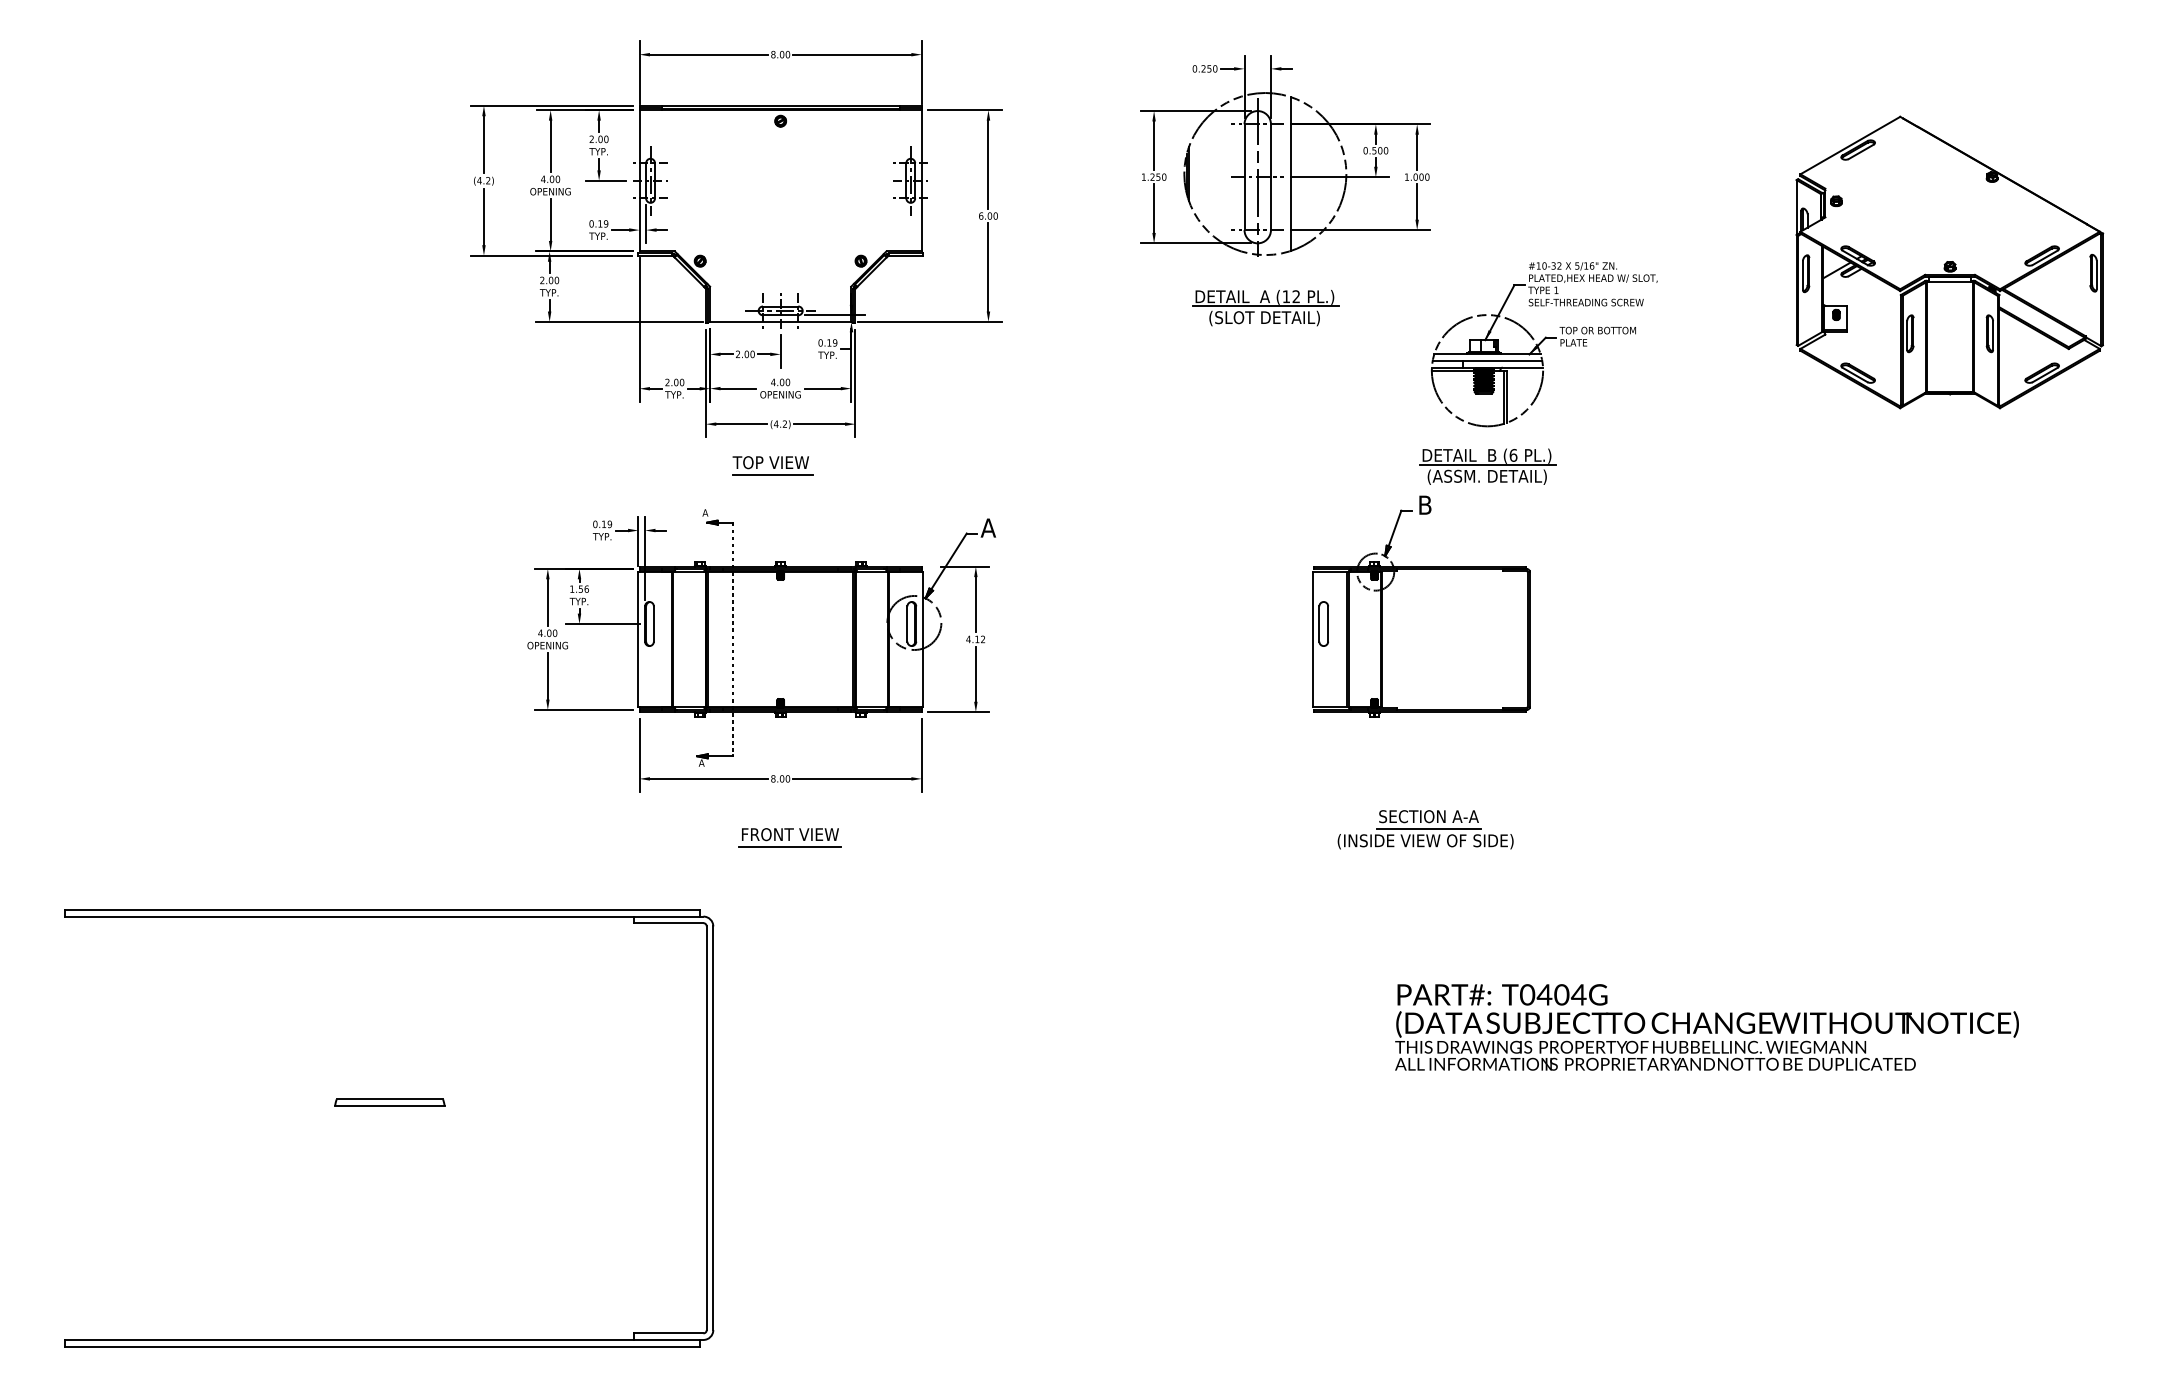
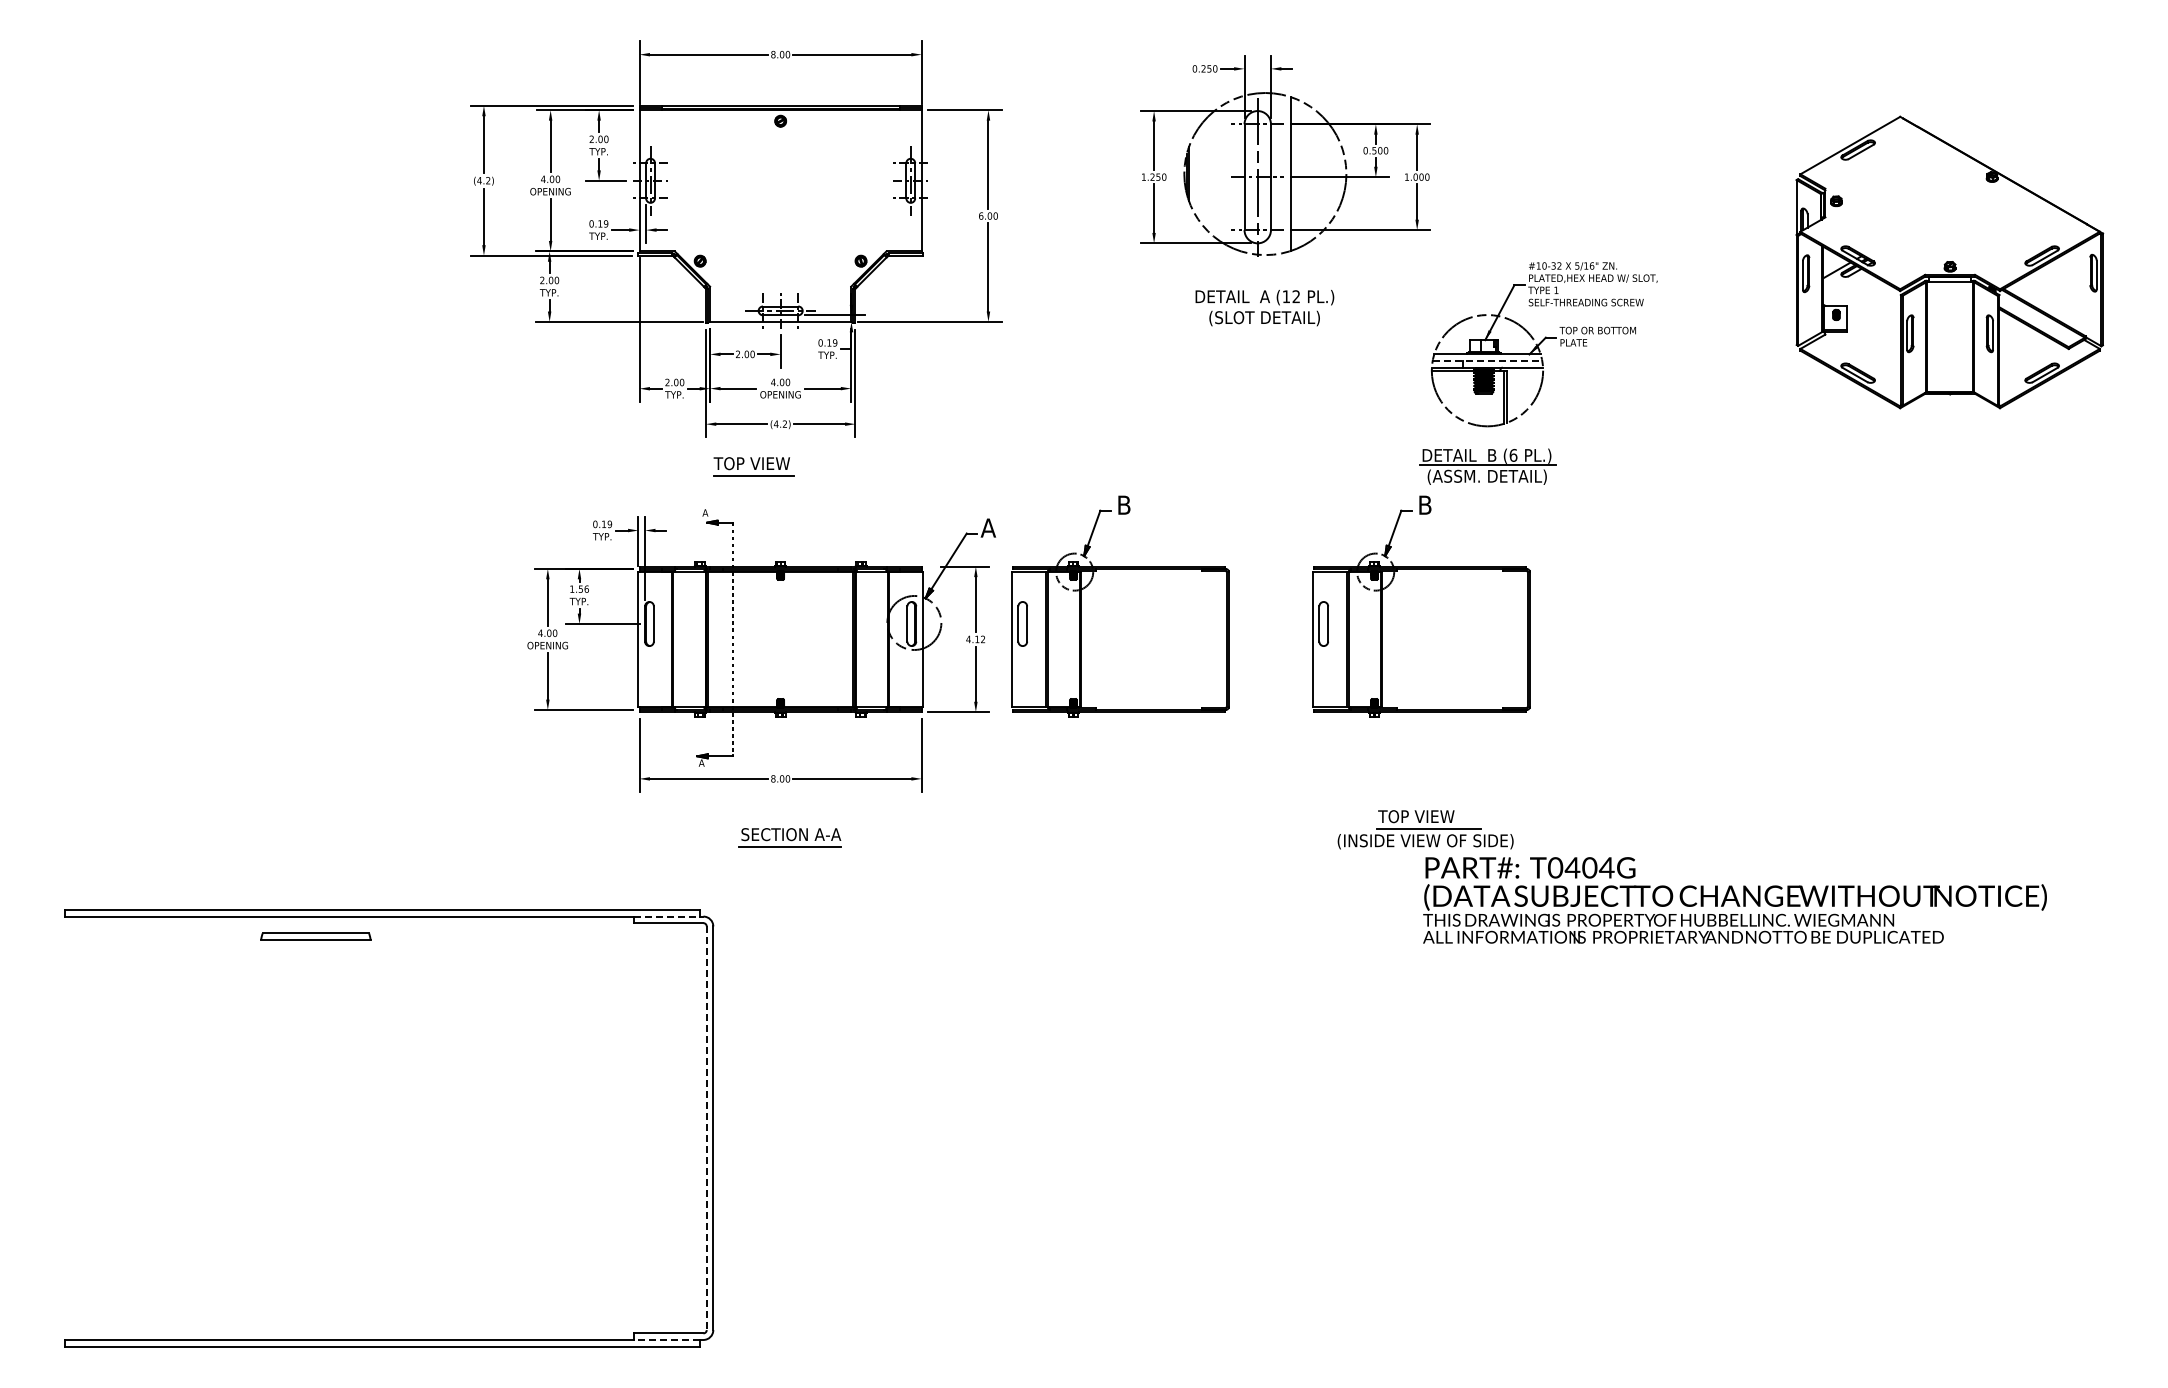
line: present -> none (1265, 306)
line: solid -> dashed (1487, 361)
part position: (772, 465) -> (753, 466) (753, 466)
part: none -> present (1120, 606)
text: SECTION A-A -> TOP VIEW (1428, 816)
text: FRONT VIEW -> SECTION A-A (791, 834)
line: solid -> dashed (667, 916)
text position: (1706, 1027) -> (1734, 900) (1734, 900)
part position: (389, 1102) -> (315, 936) (315, 936)
line: solid -> dashed (706, 1128)
line: solid -> dashed (666, 1339)
